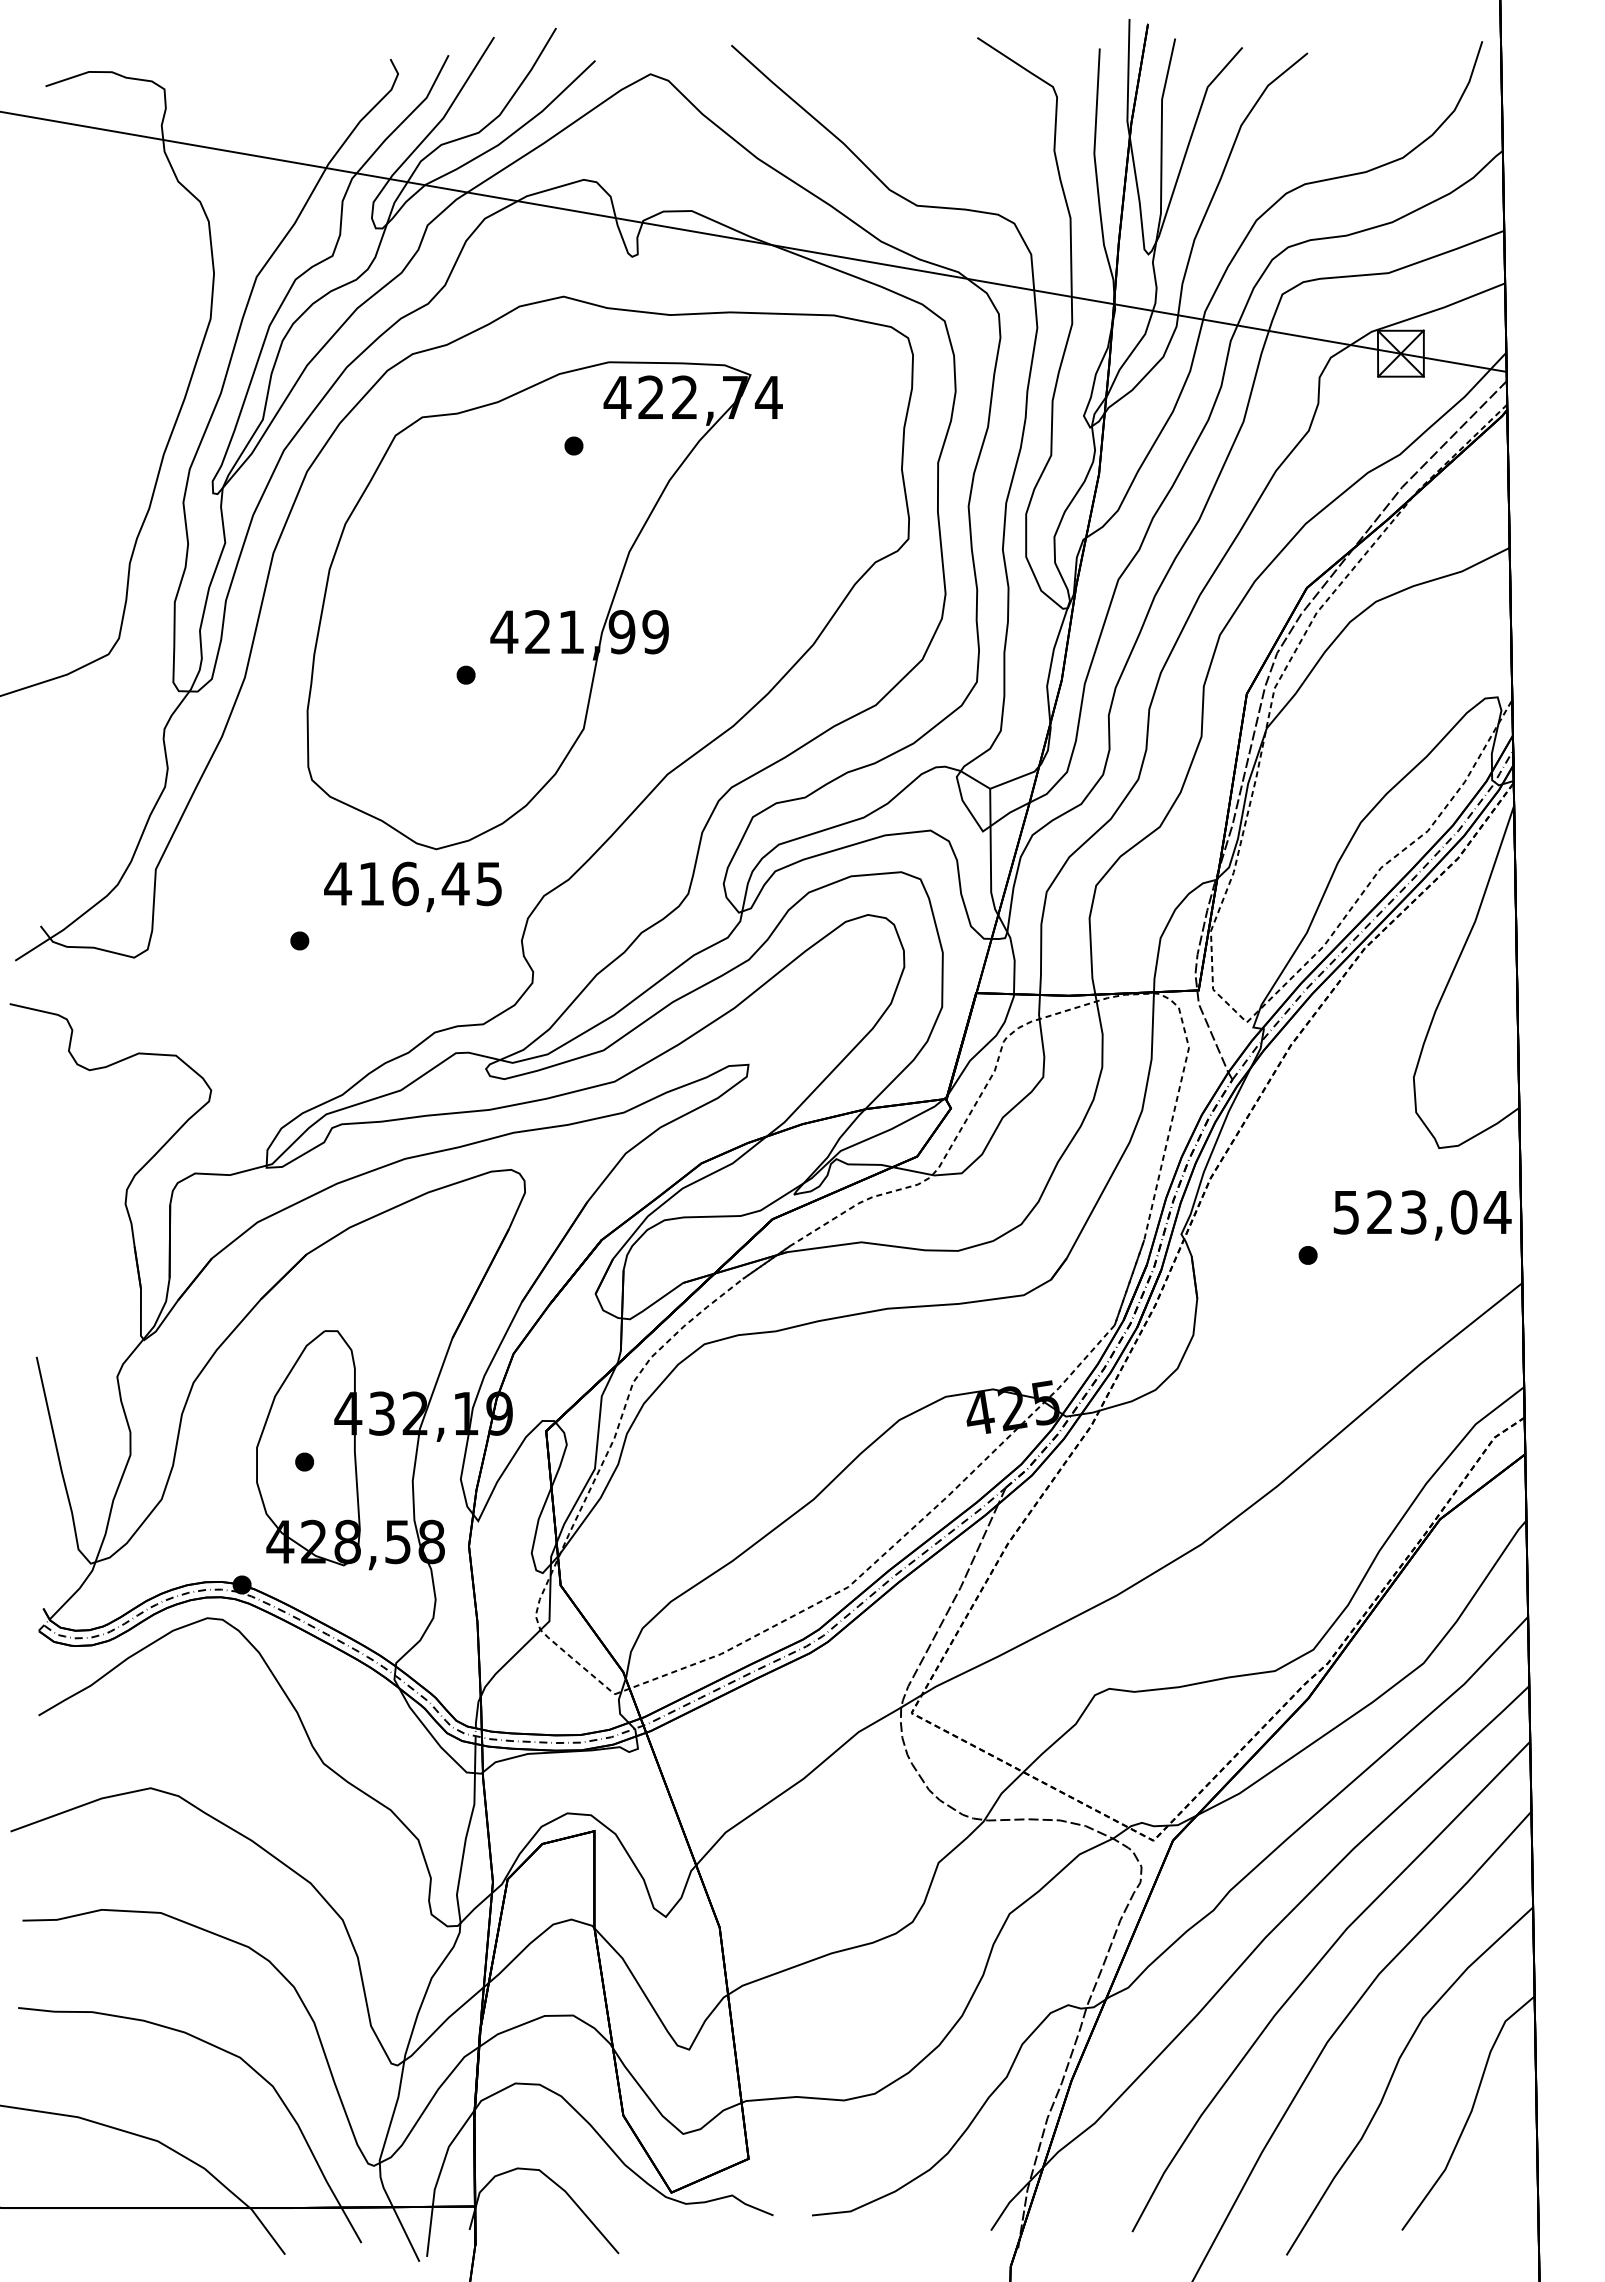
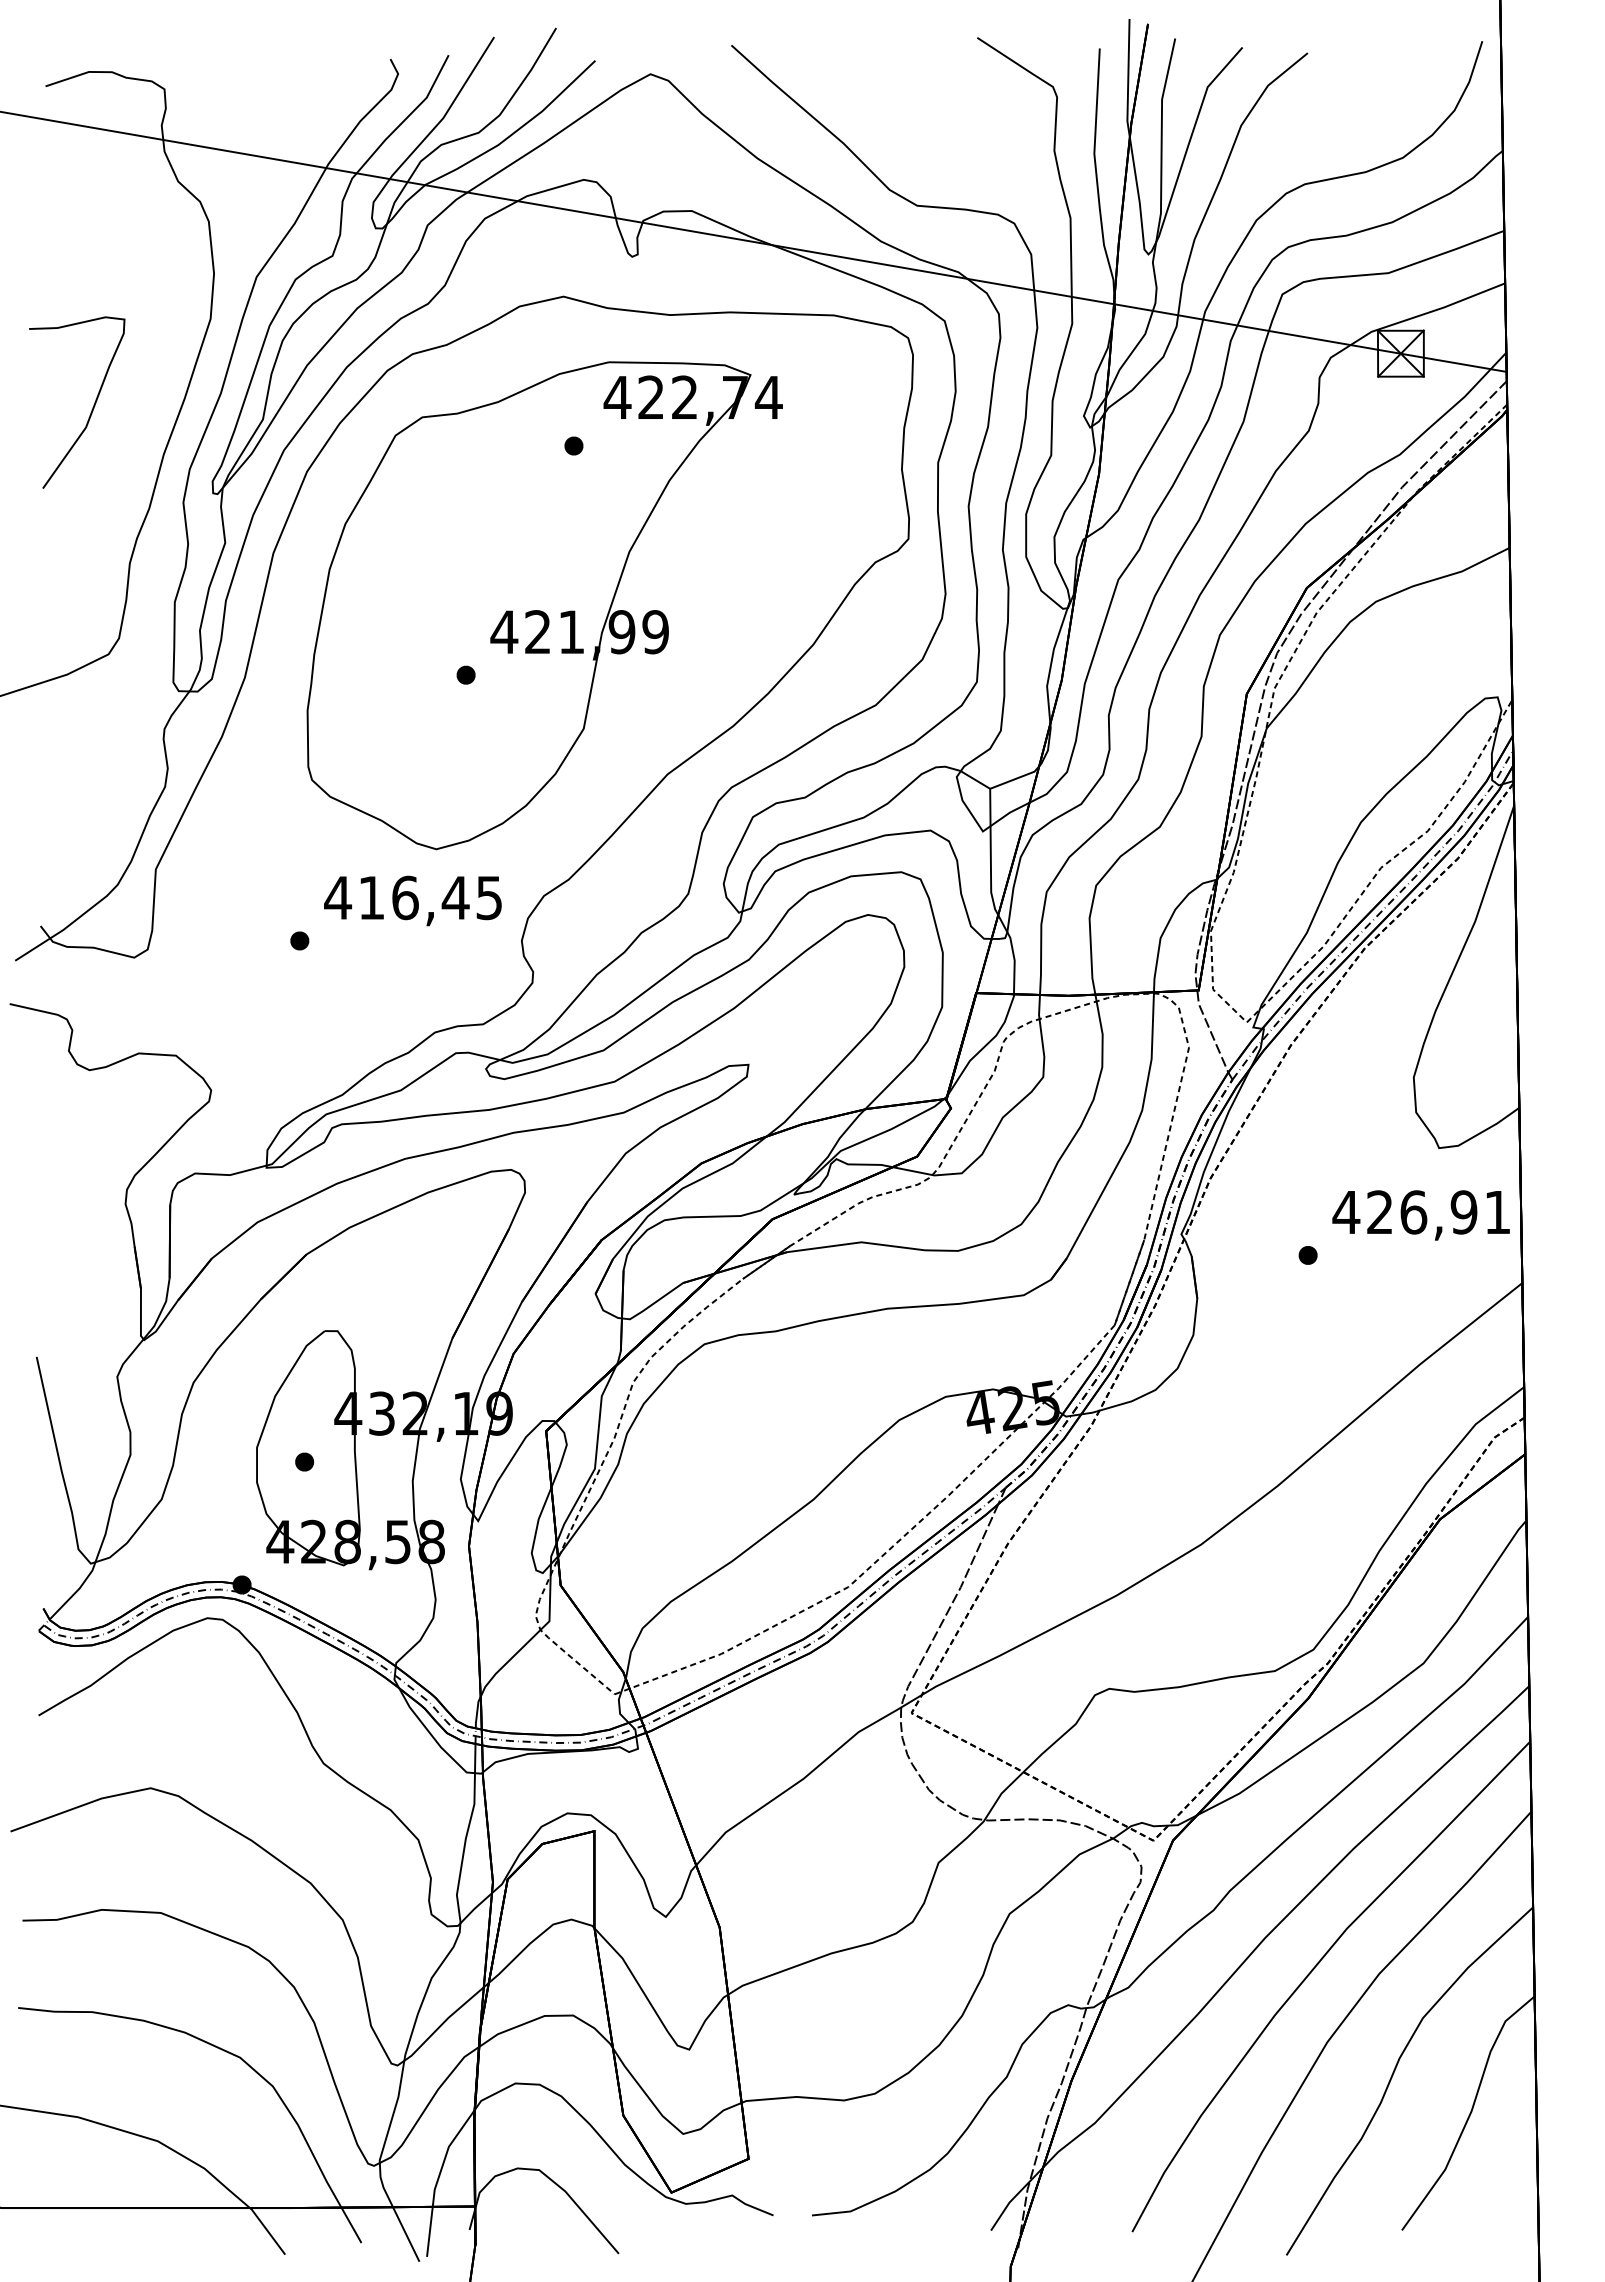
curve: none -> present (92, 407)
text position: (412, 886) -> (412, 900) (412, 900)
text: 523,04 -> 426,91 (1421, 1212)
